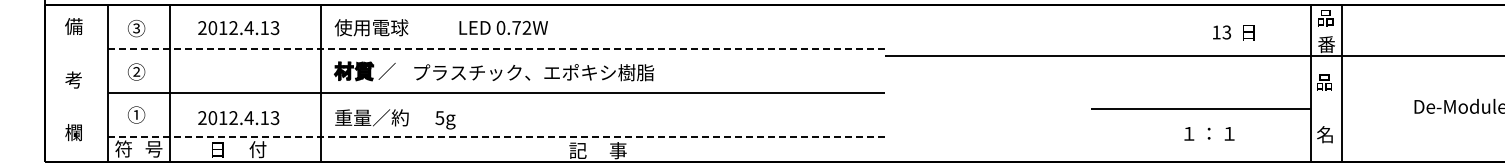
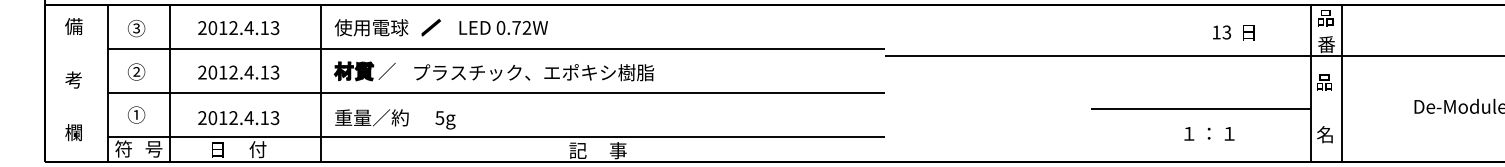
line: none -> present (430, 27)
line: dashed -> solid (496, 49)
part: none -> present (238, 72)
line: dashed -> solid (496, 136)
